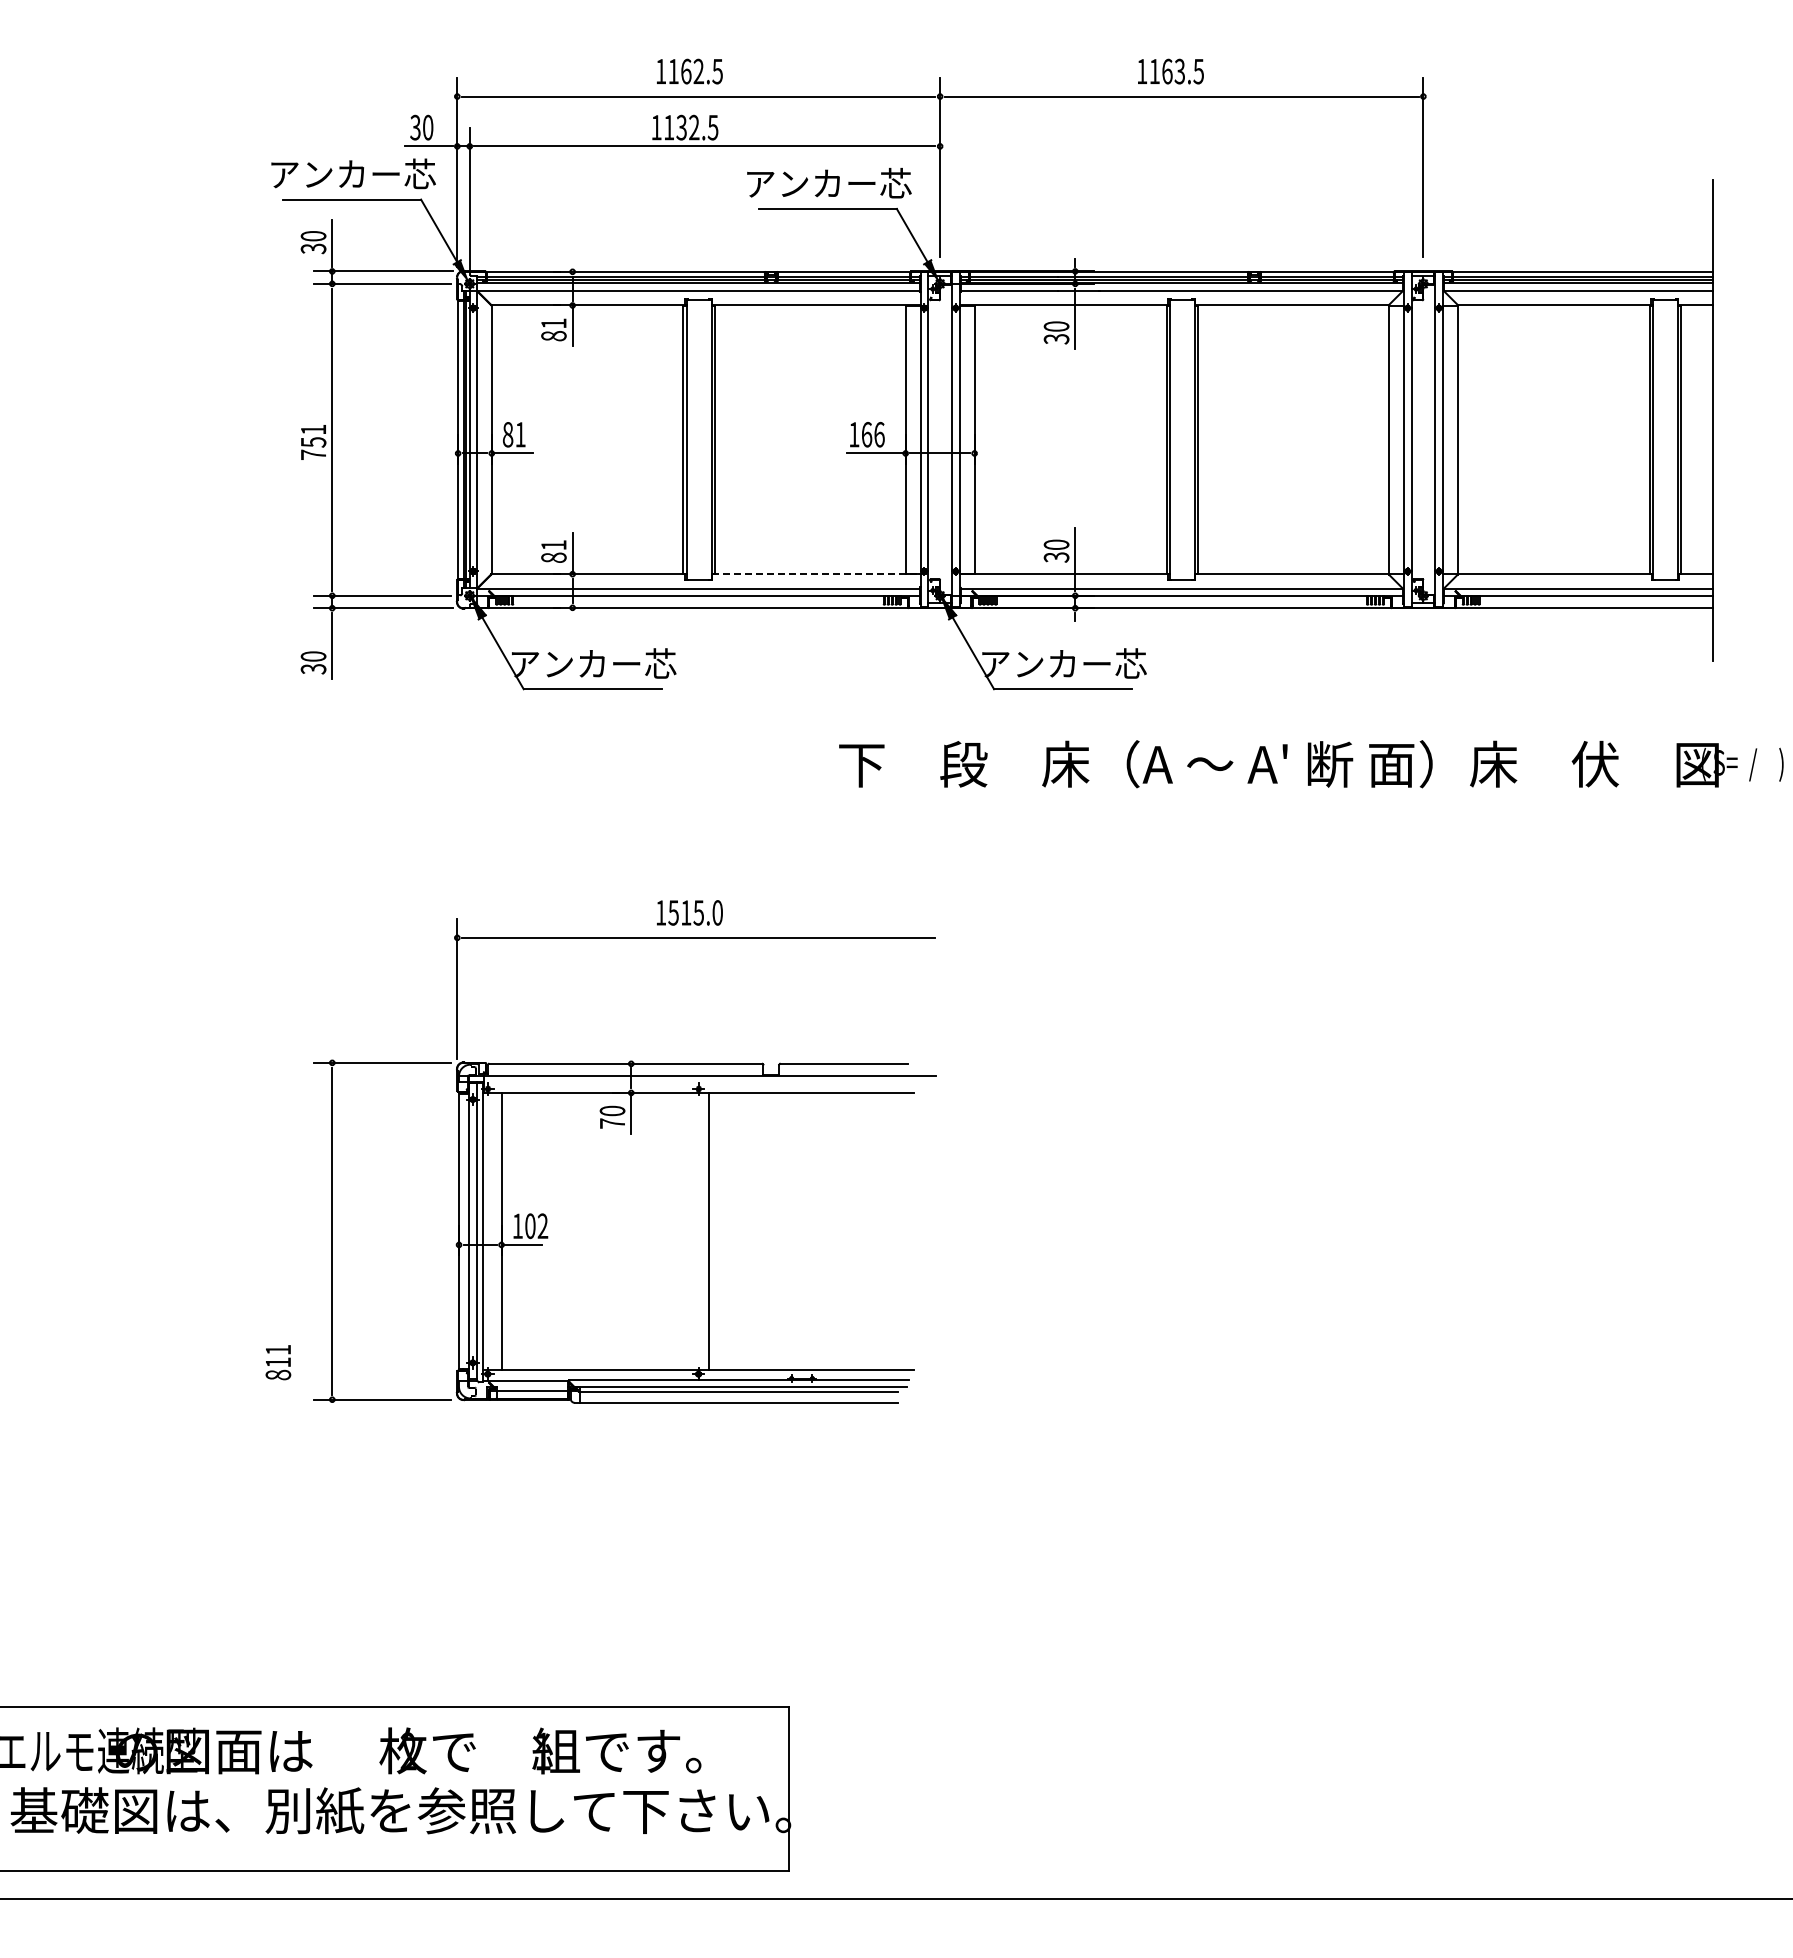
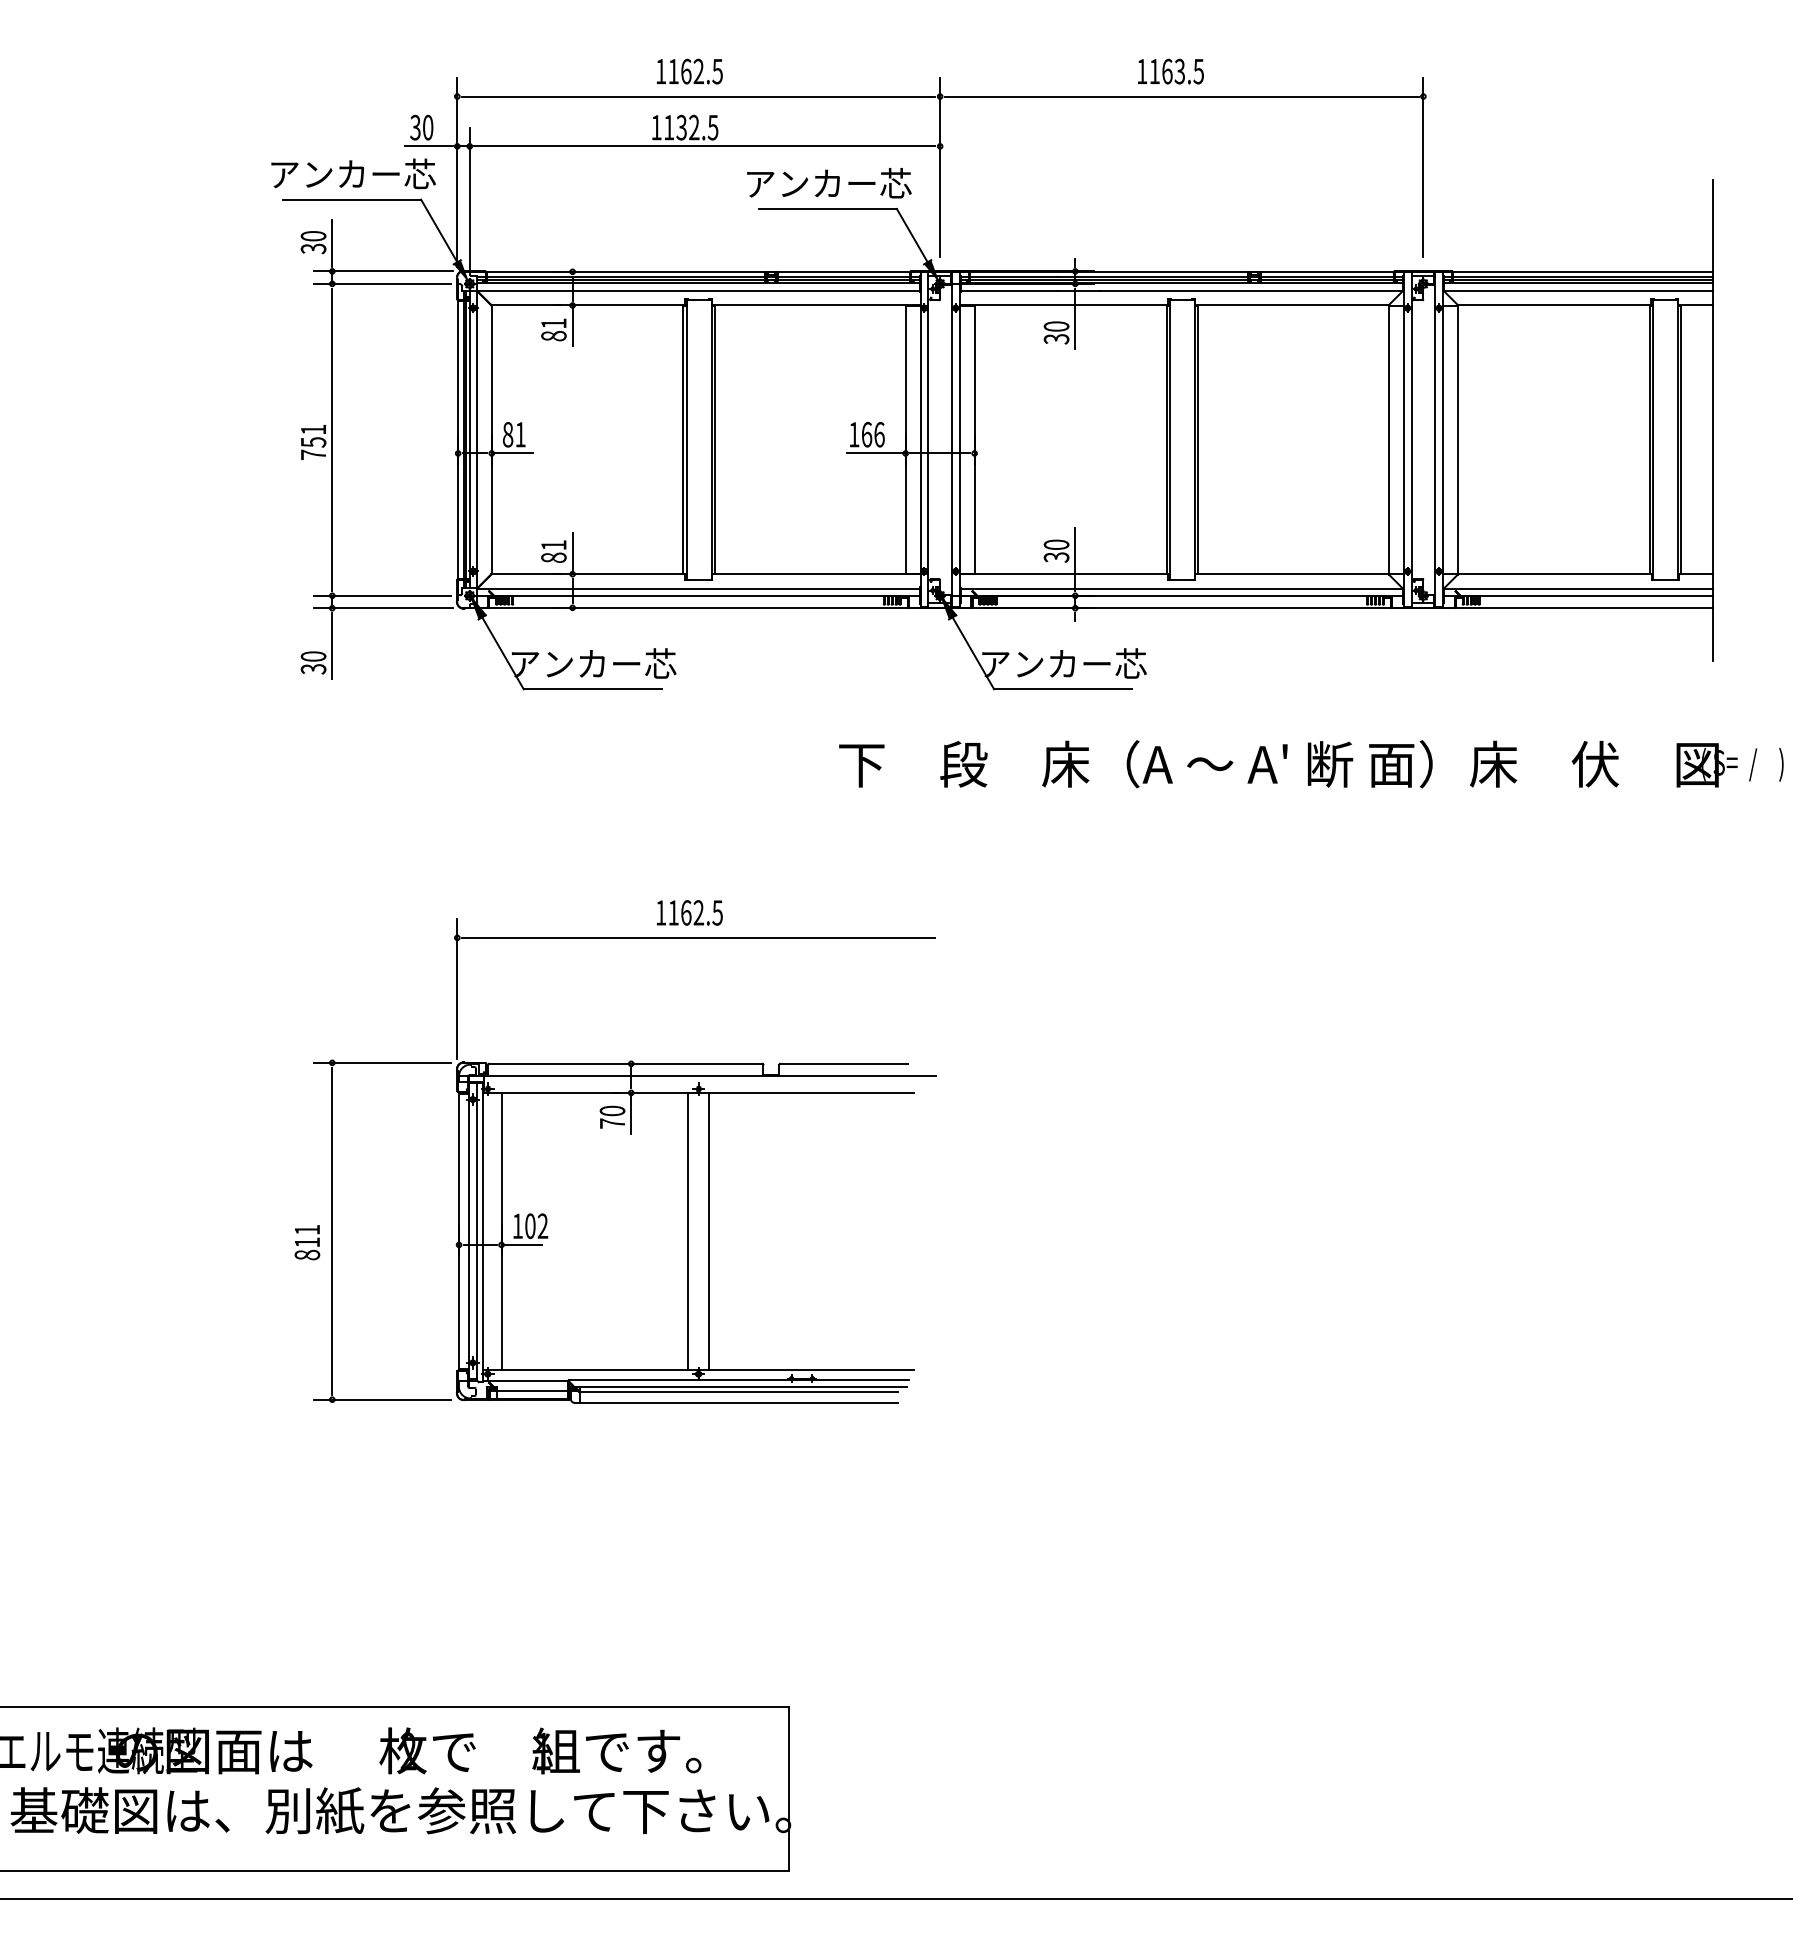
line: dashed -> solid (816, 574)
text: 1515.0 -> 1162.5 (695, 912)
line: none -> present (688, 1231)
text position: (278, 1362) -> (307, 1242) (307, 1242)
